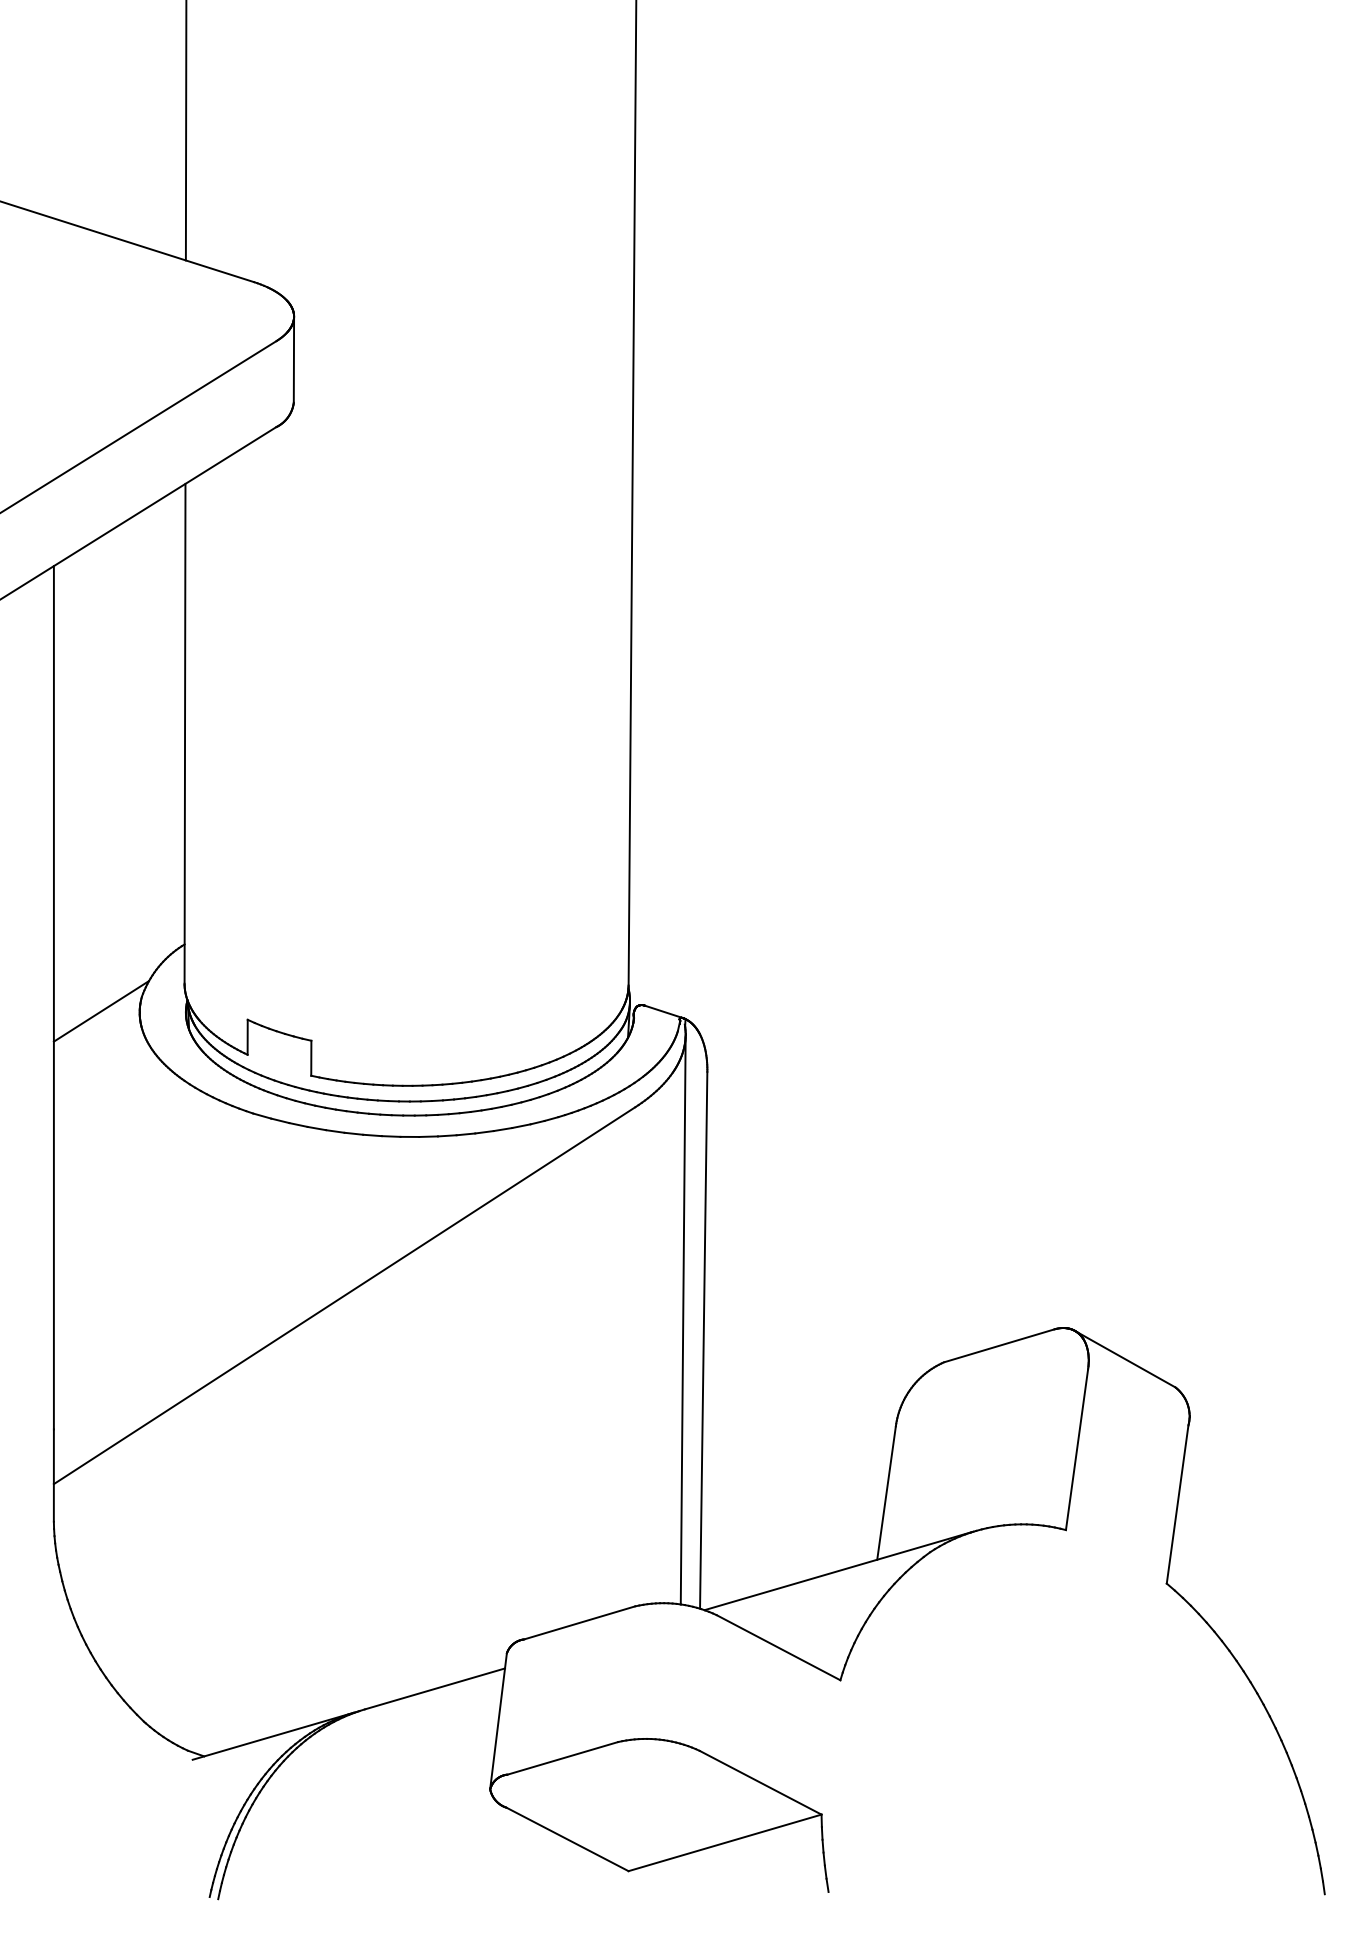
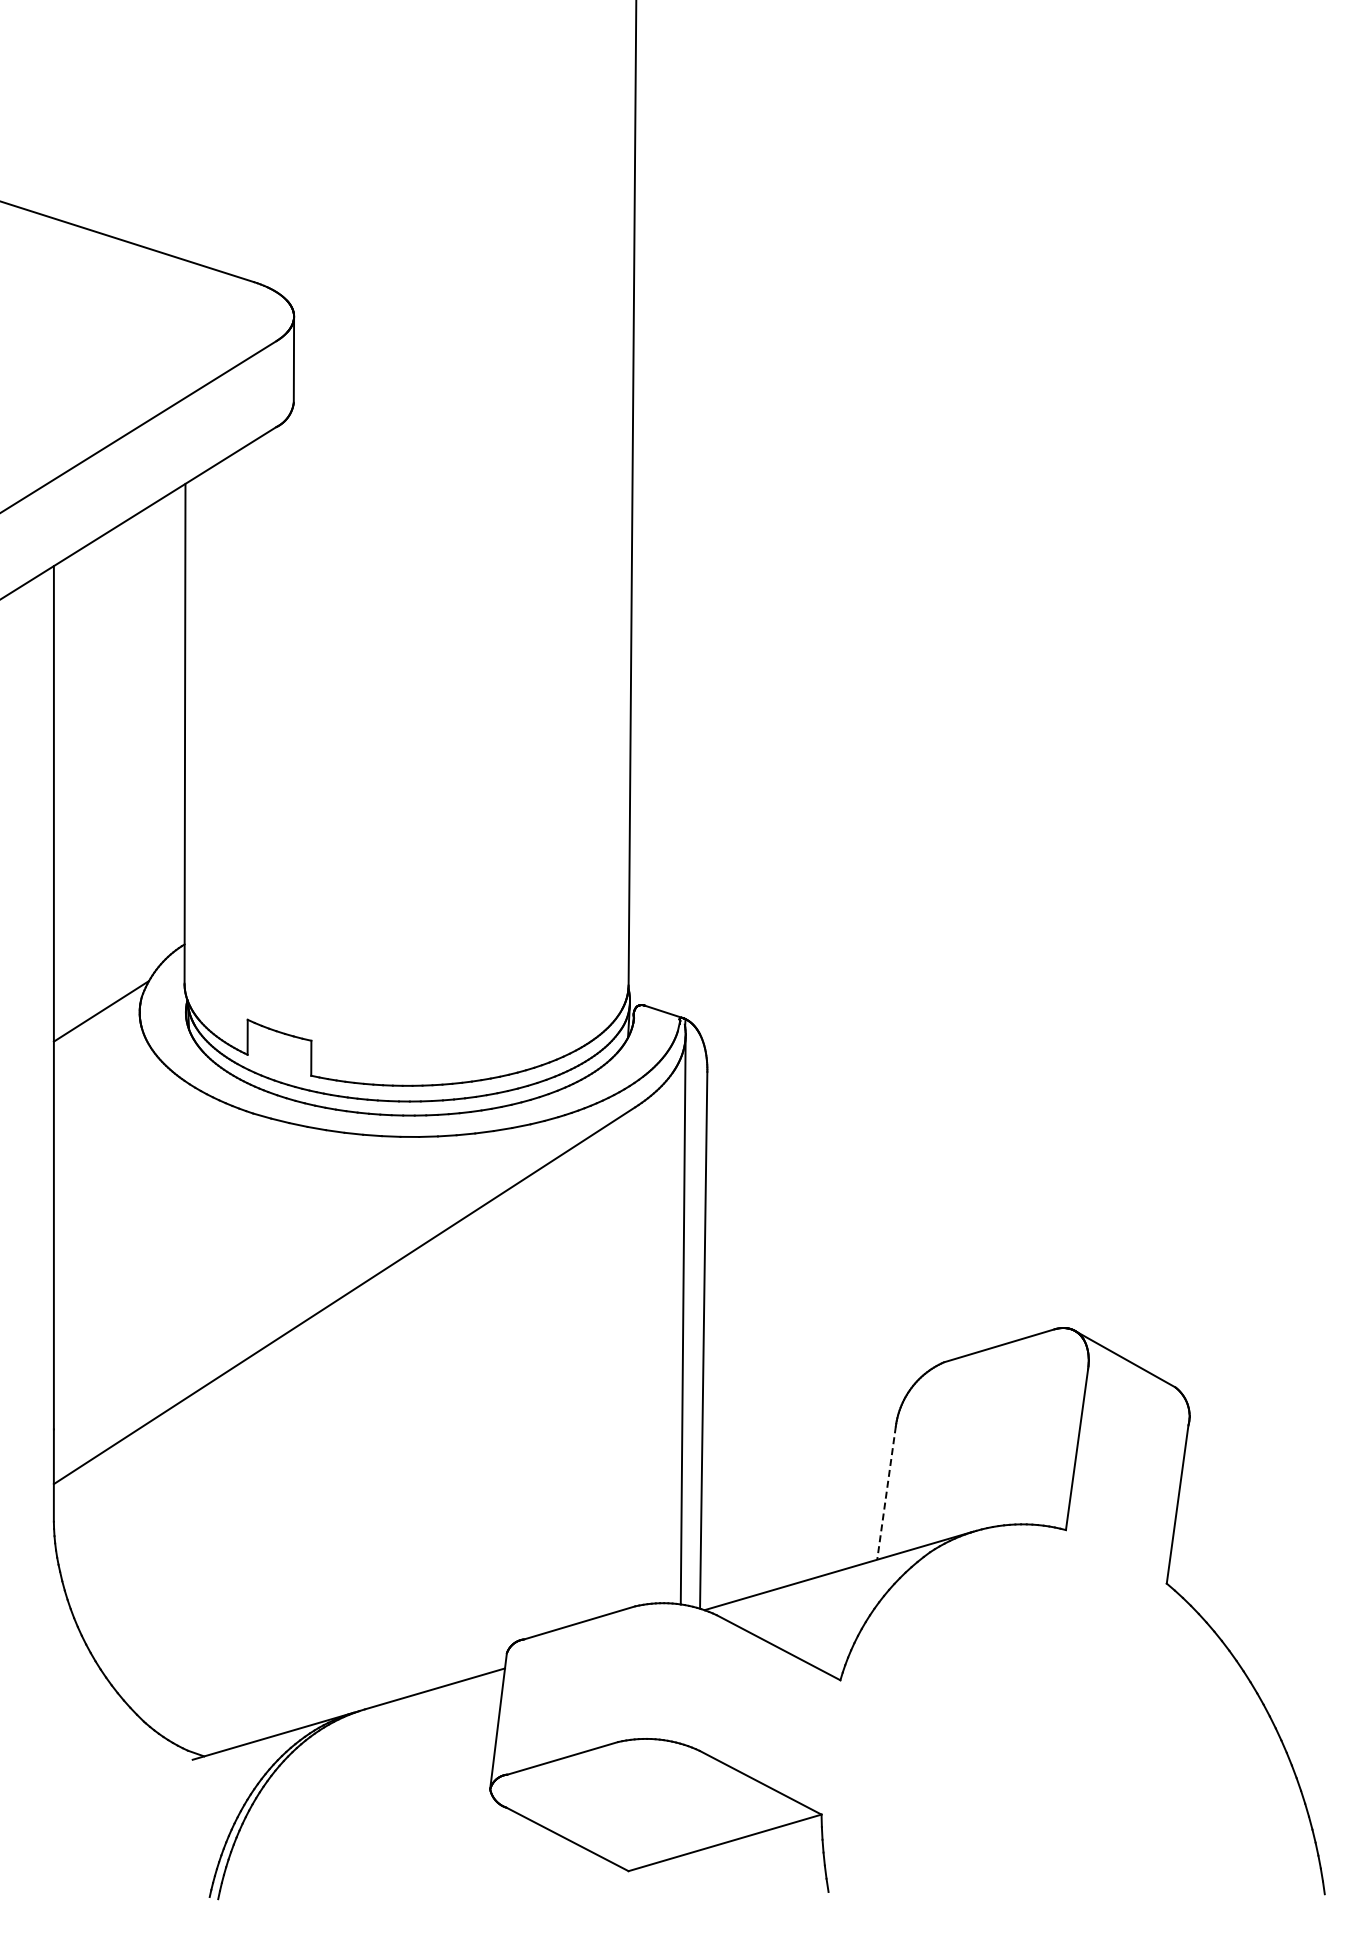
line: present -> none (185, 131)
line: solid -> dashed (886, 1493)
